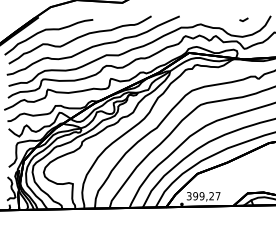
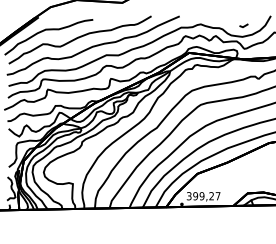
line position: (243, 19) -> (243, 25) (243, 25)
